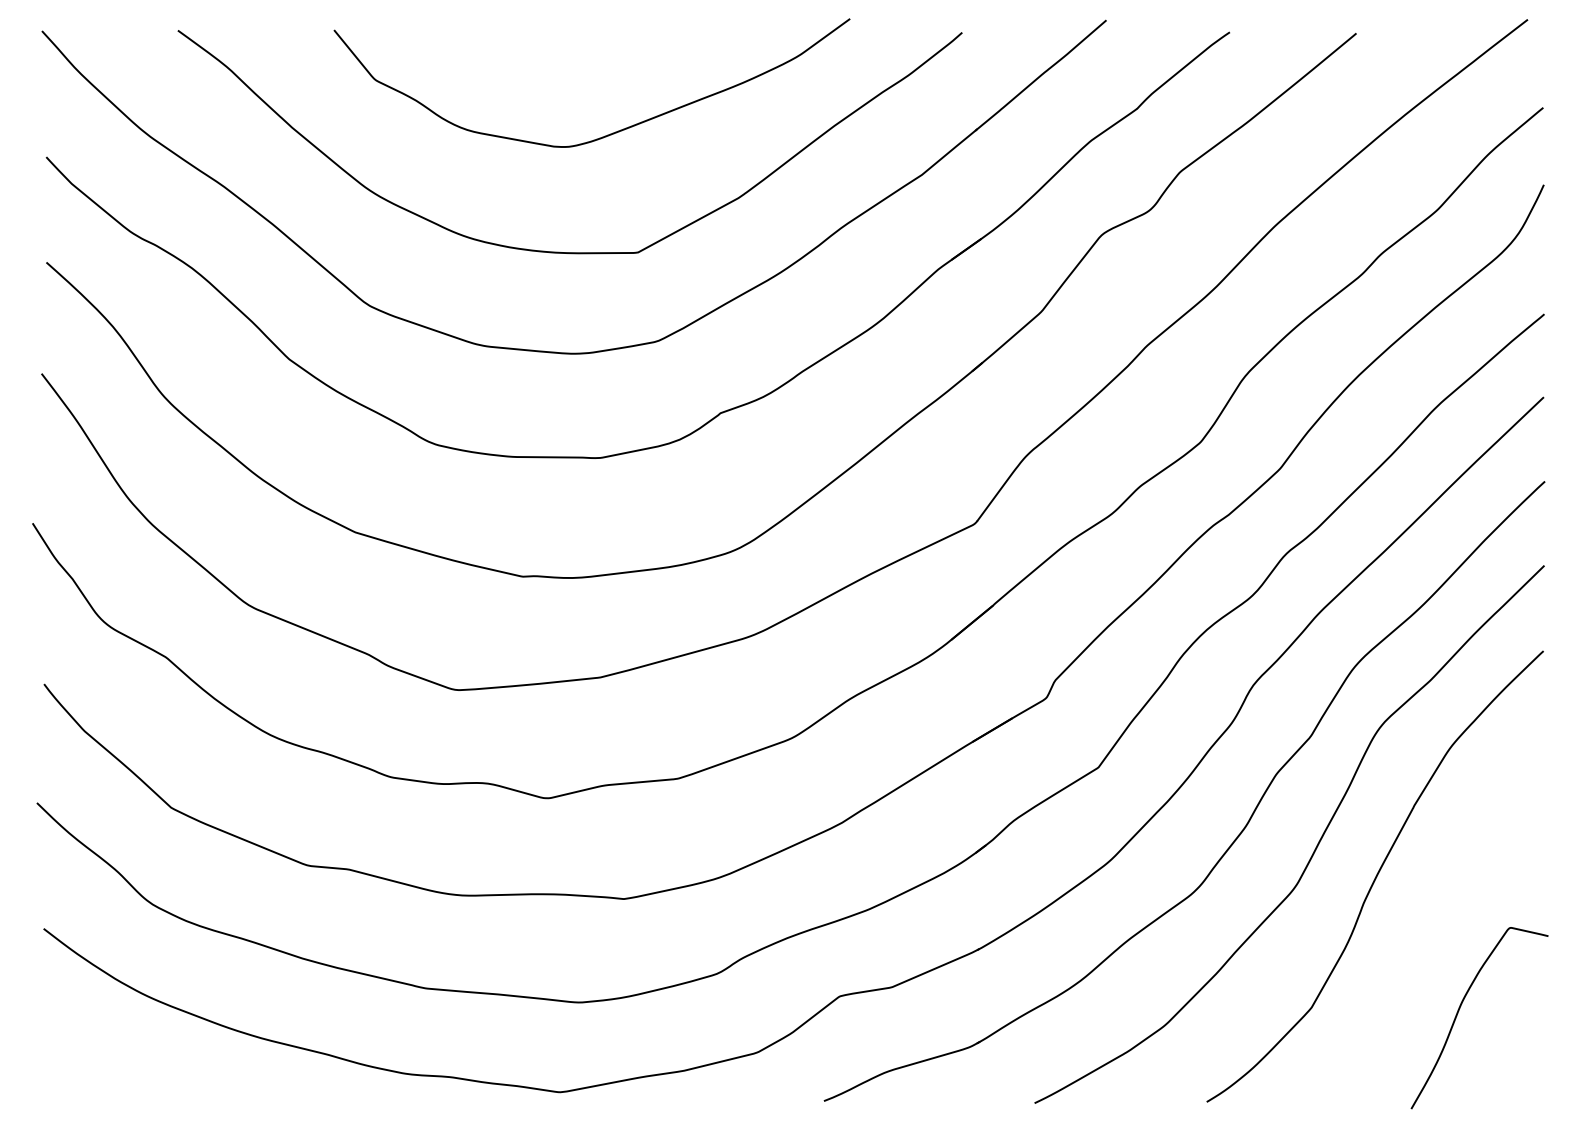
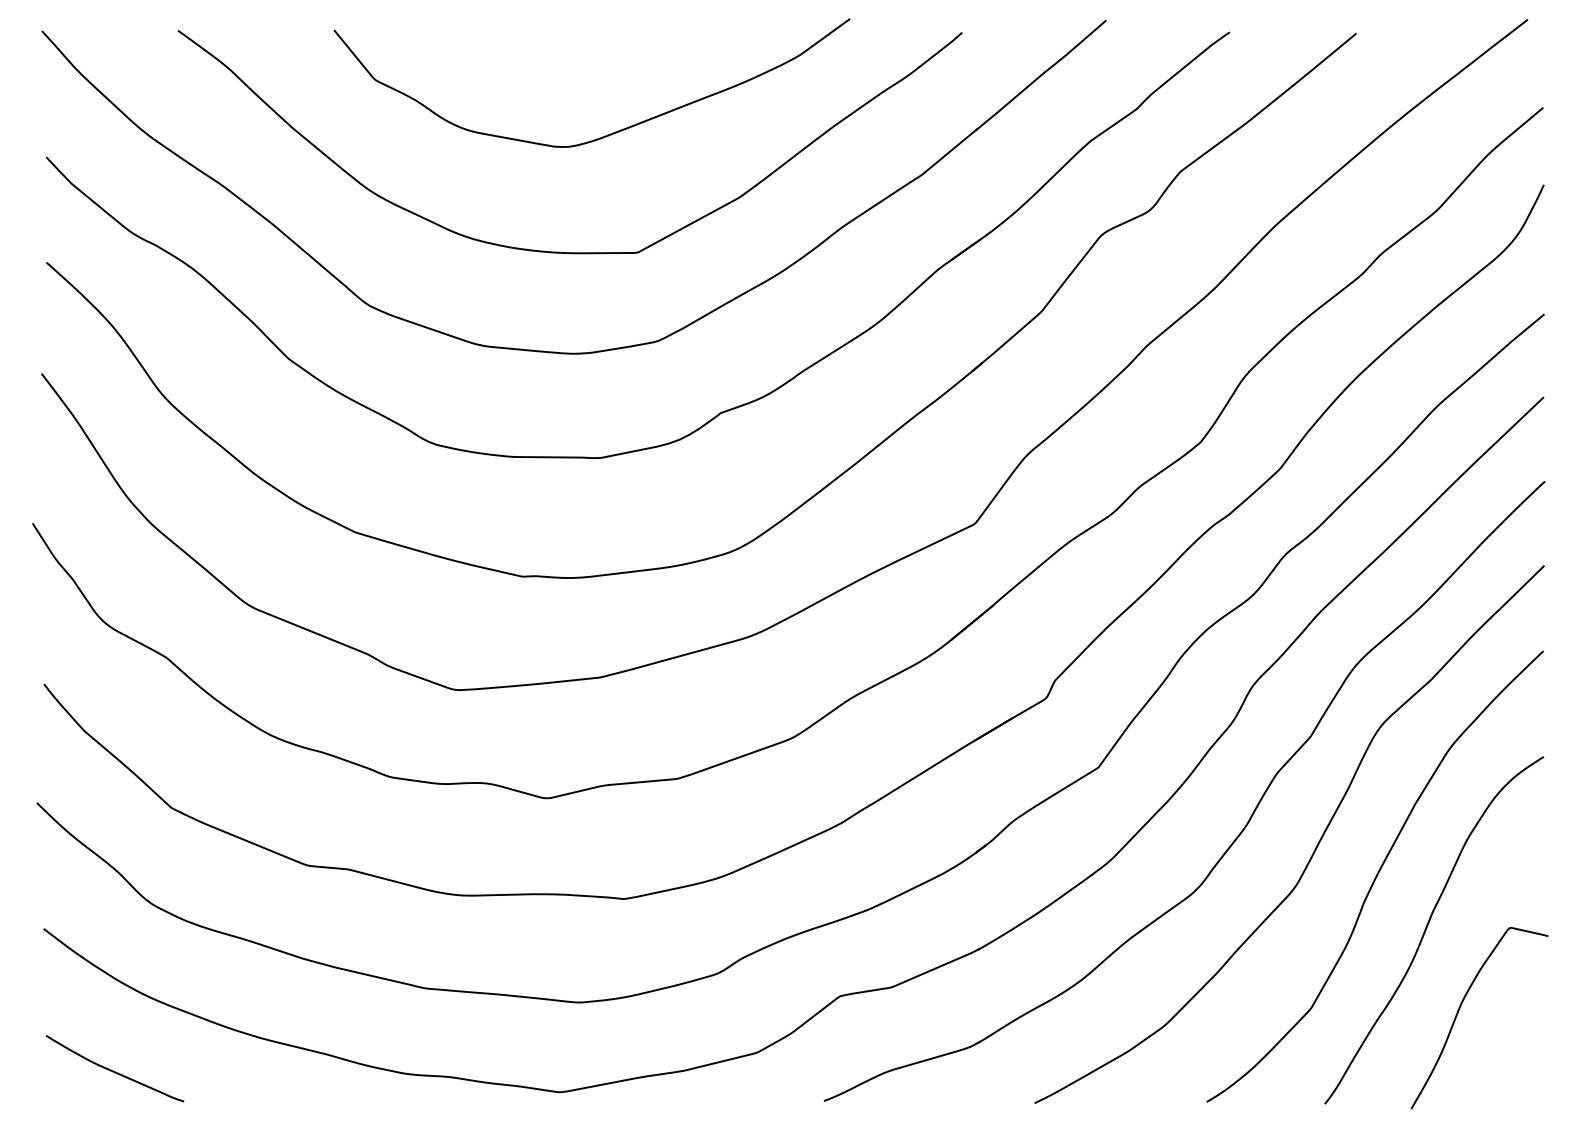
curve: none -> present (1427, 928)
curve: none -> present (113, 1070)
